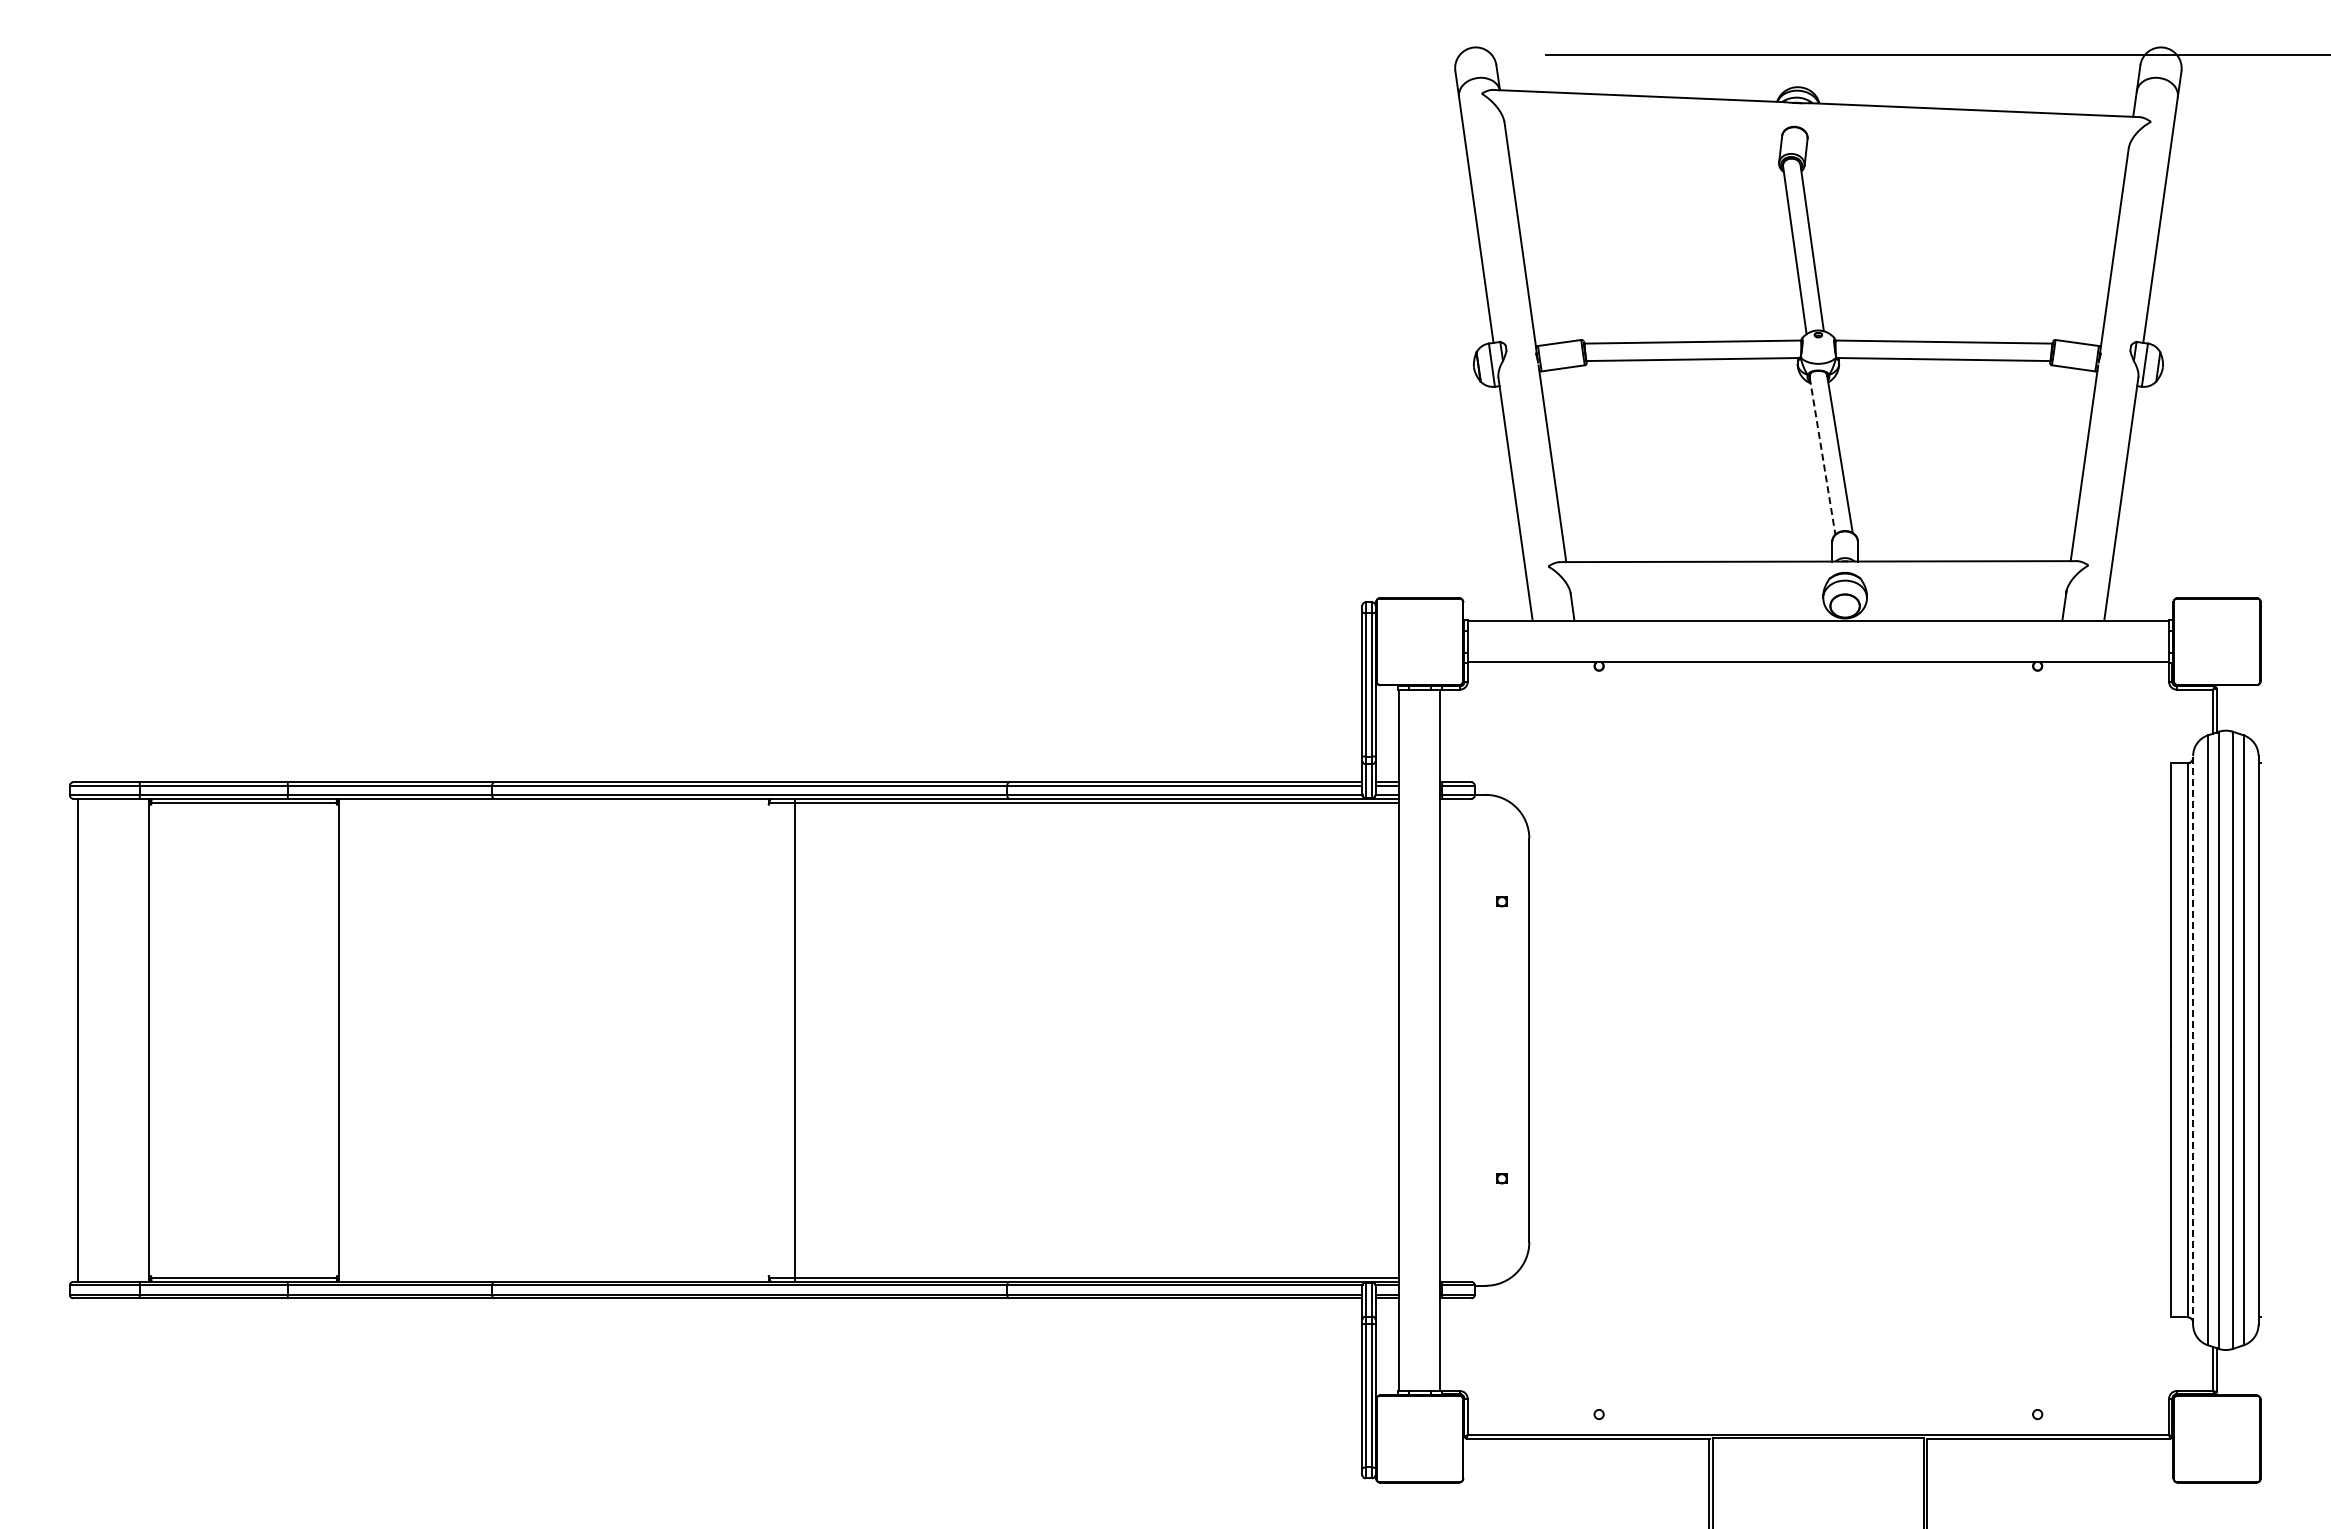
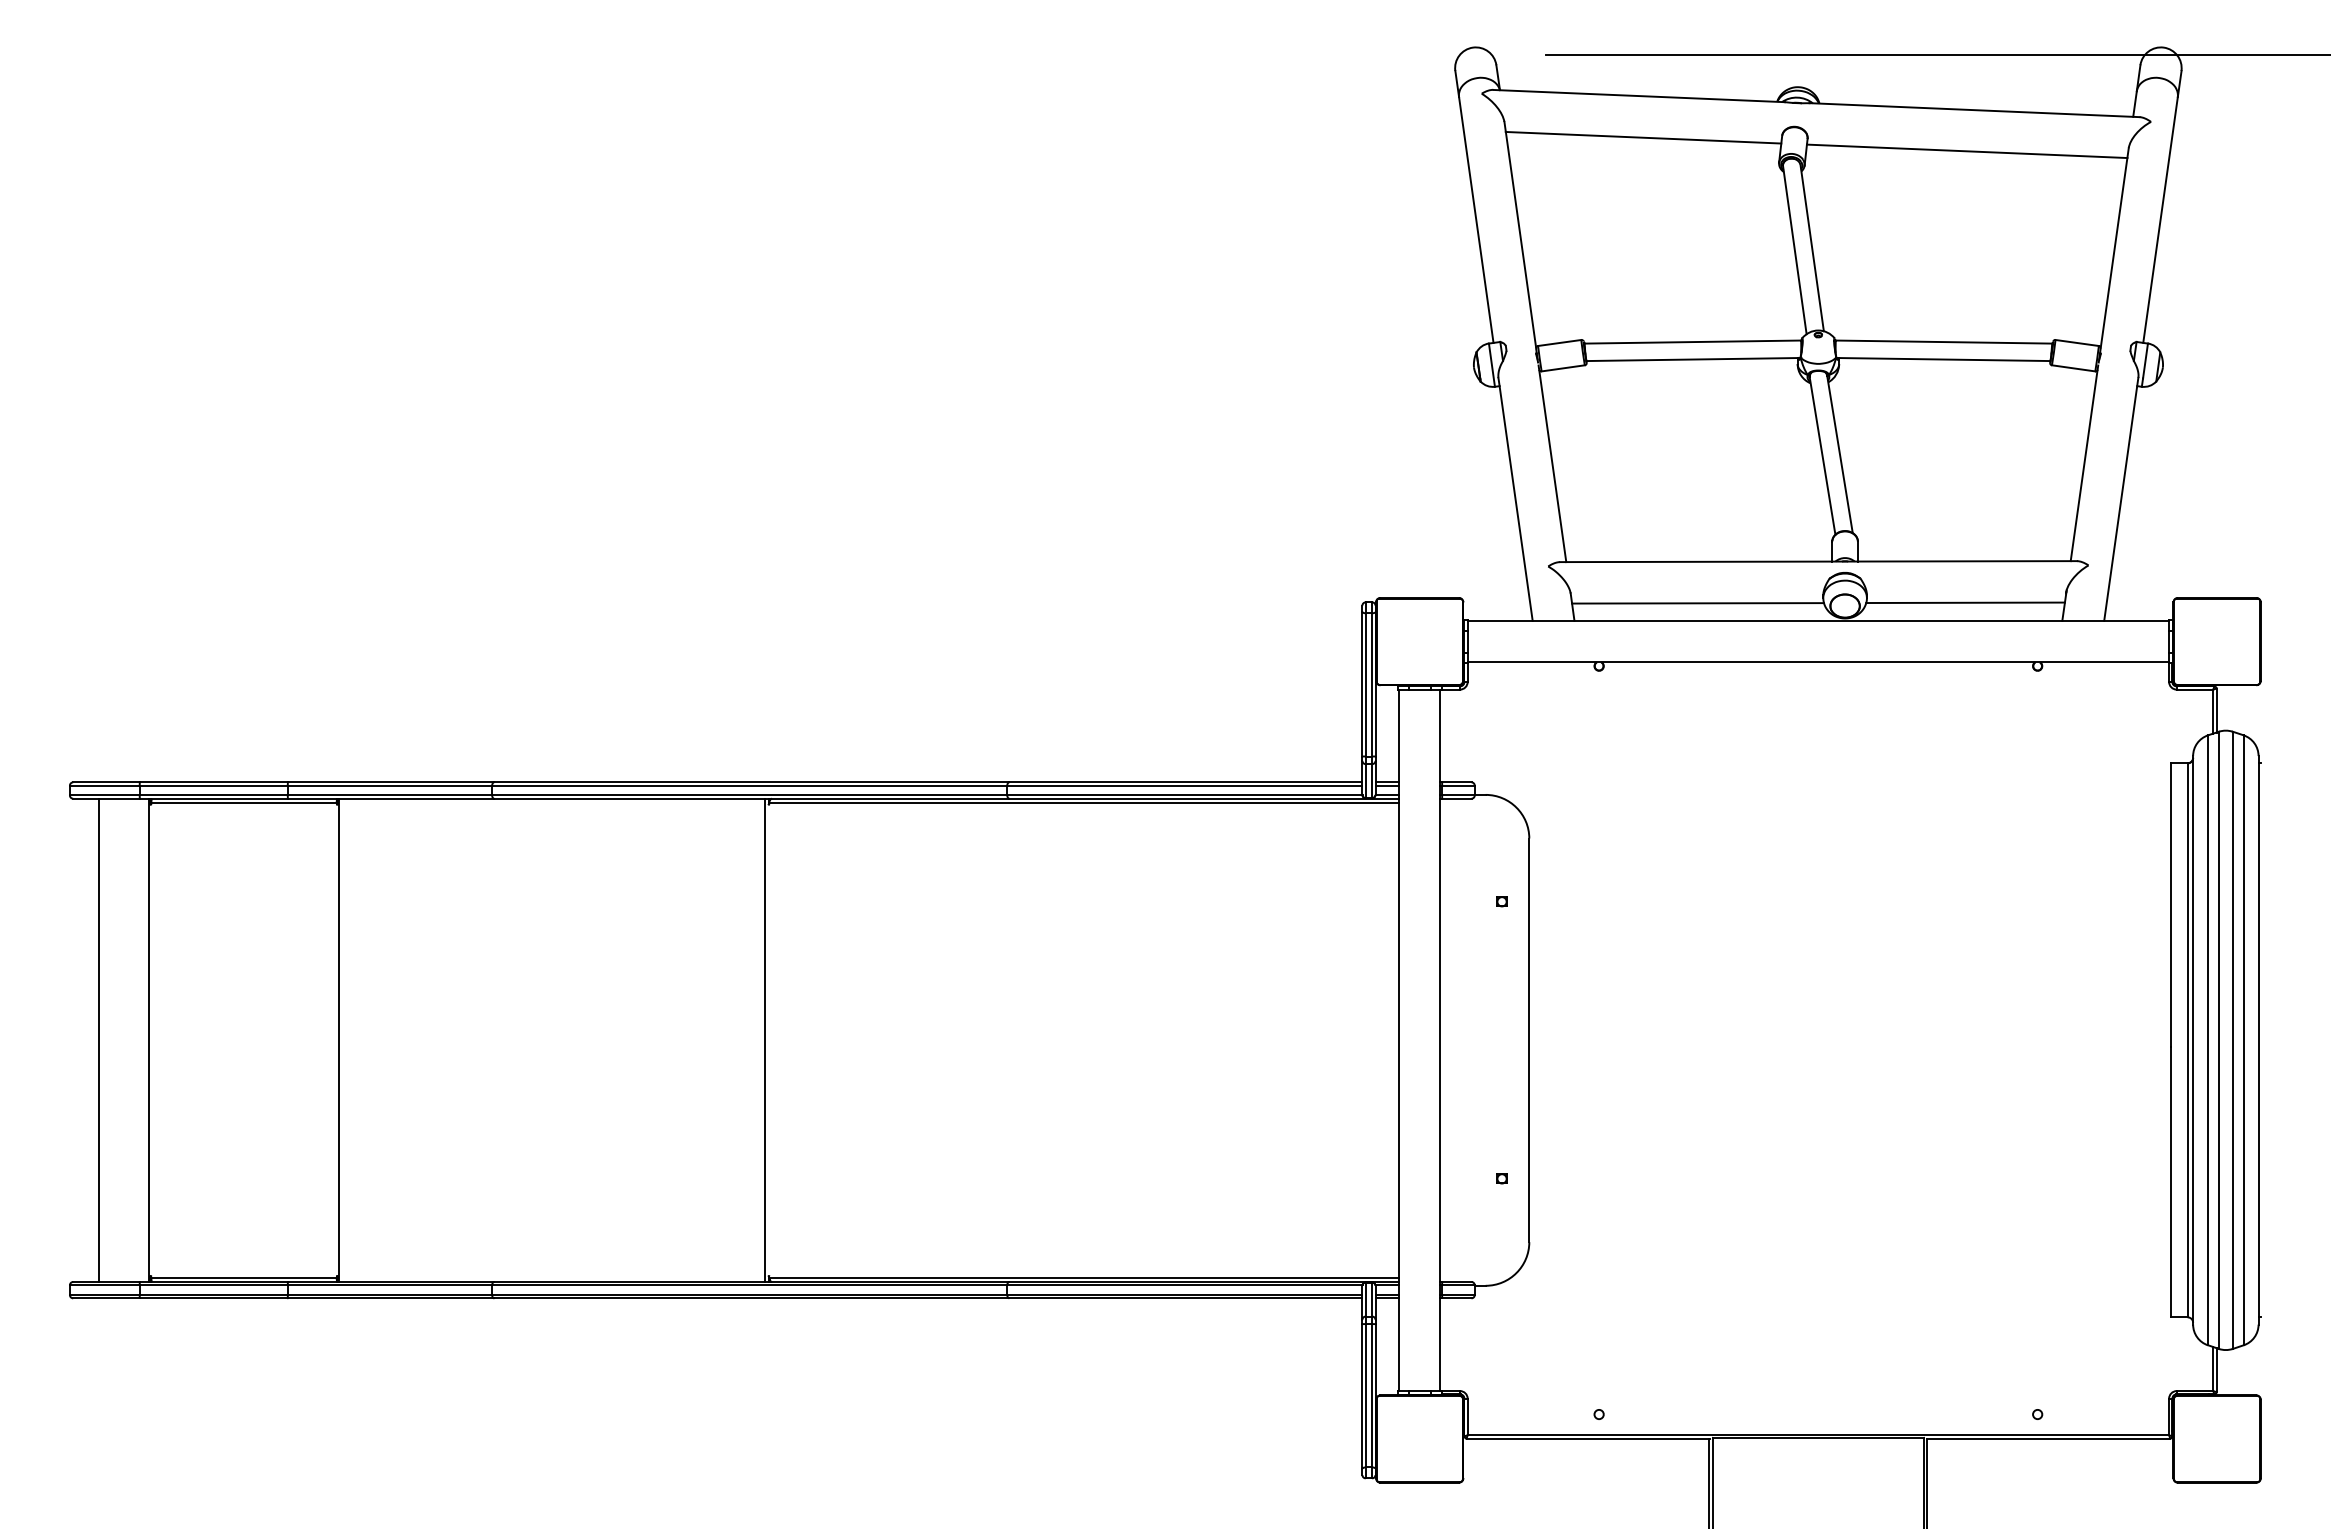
line: none -> present (1643, 137)
line: none -> present (1966, 151)
line: dashed -> solid (1822, 456)
line: none -> present (1965, 602)
line: none -> present (1697, 603)
line position: (78, 1039) -> (99, 1039) (99, 1039)
line position: (795, 1039) -> (765, 1039) (765, 1039)
line: dashed -> solid (2193, 1039)
